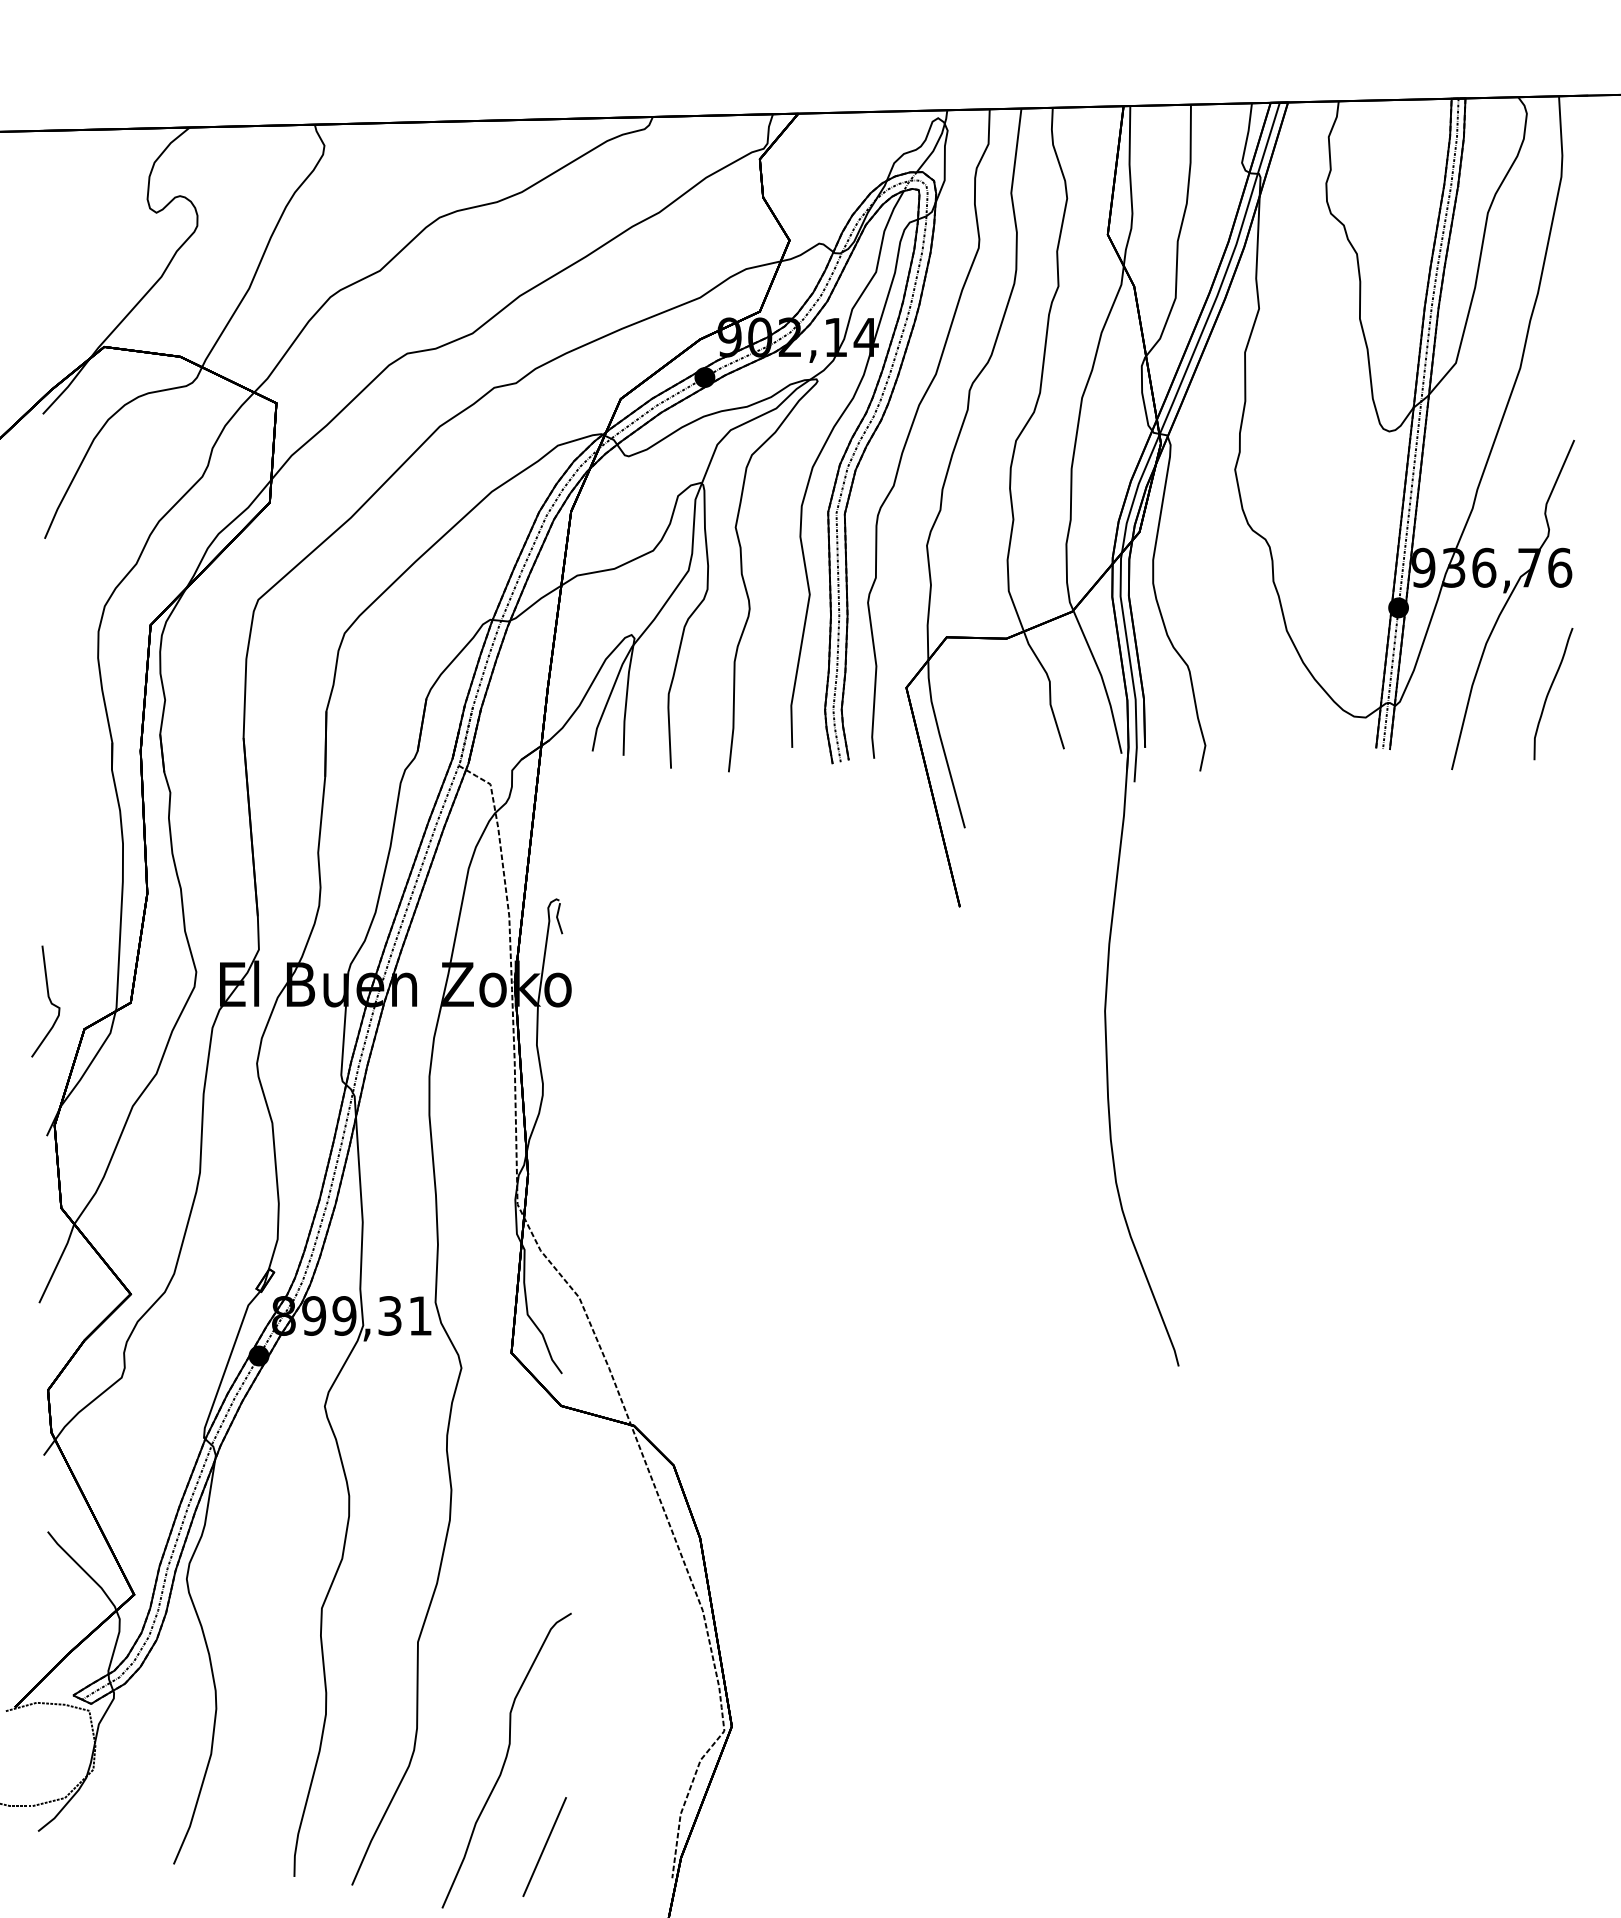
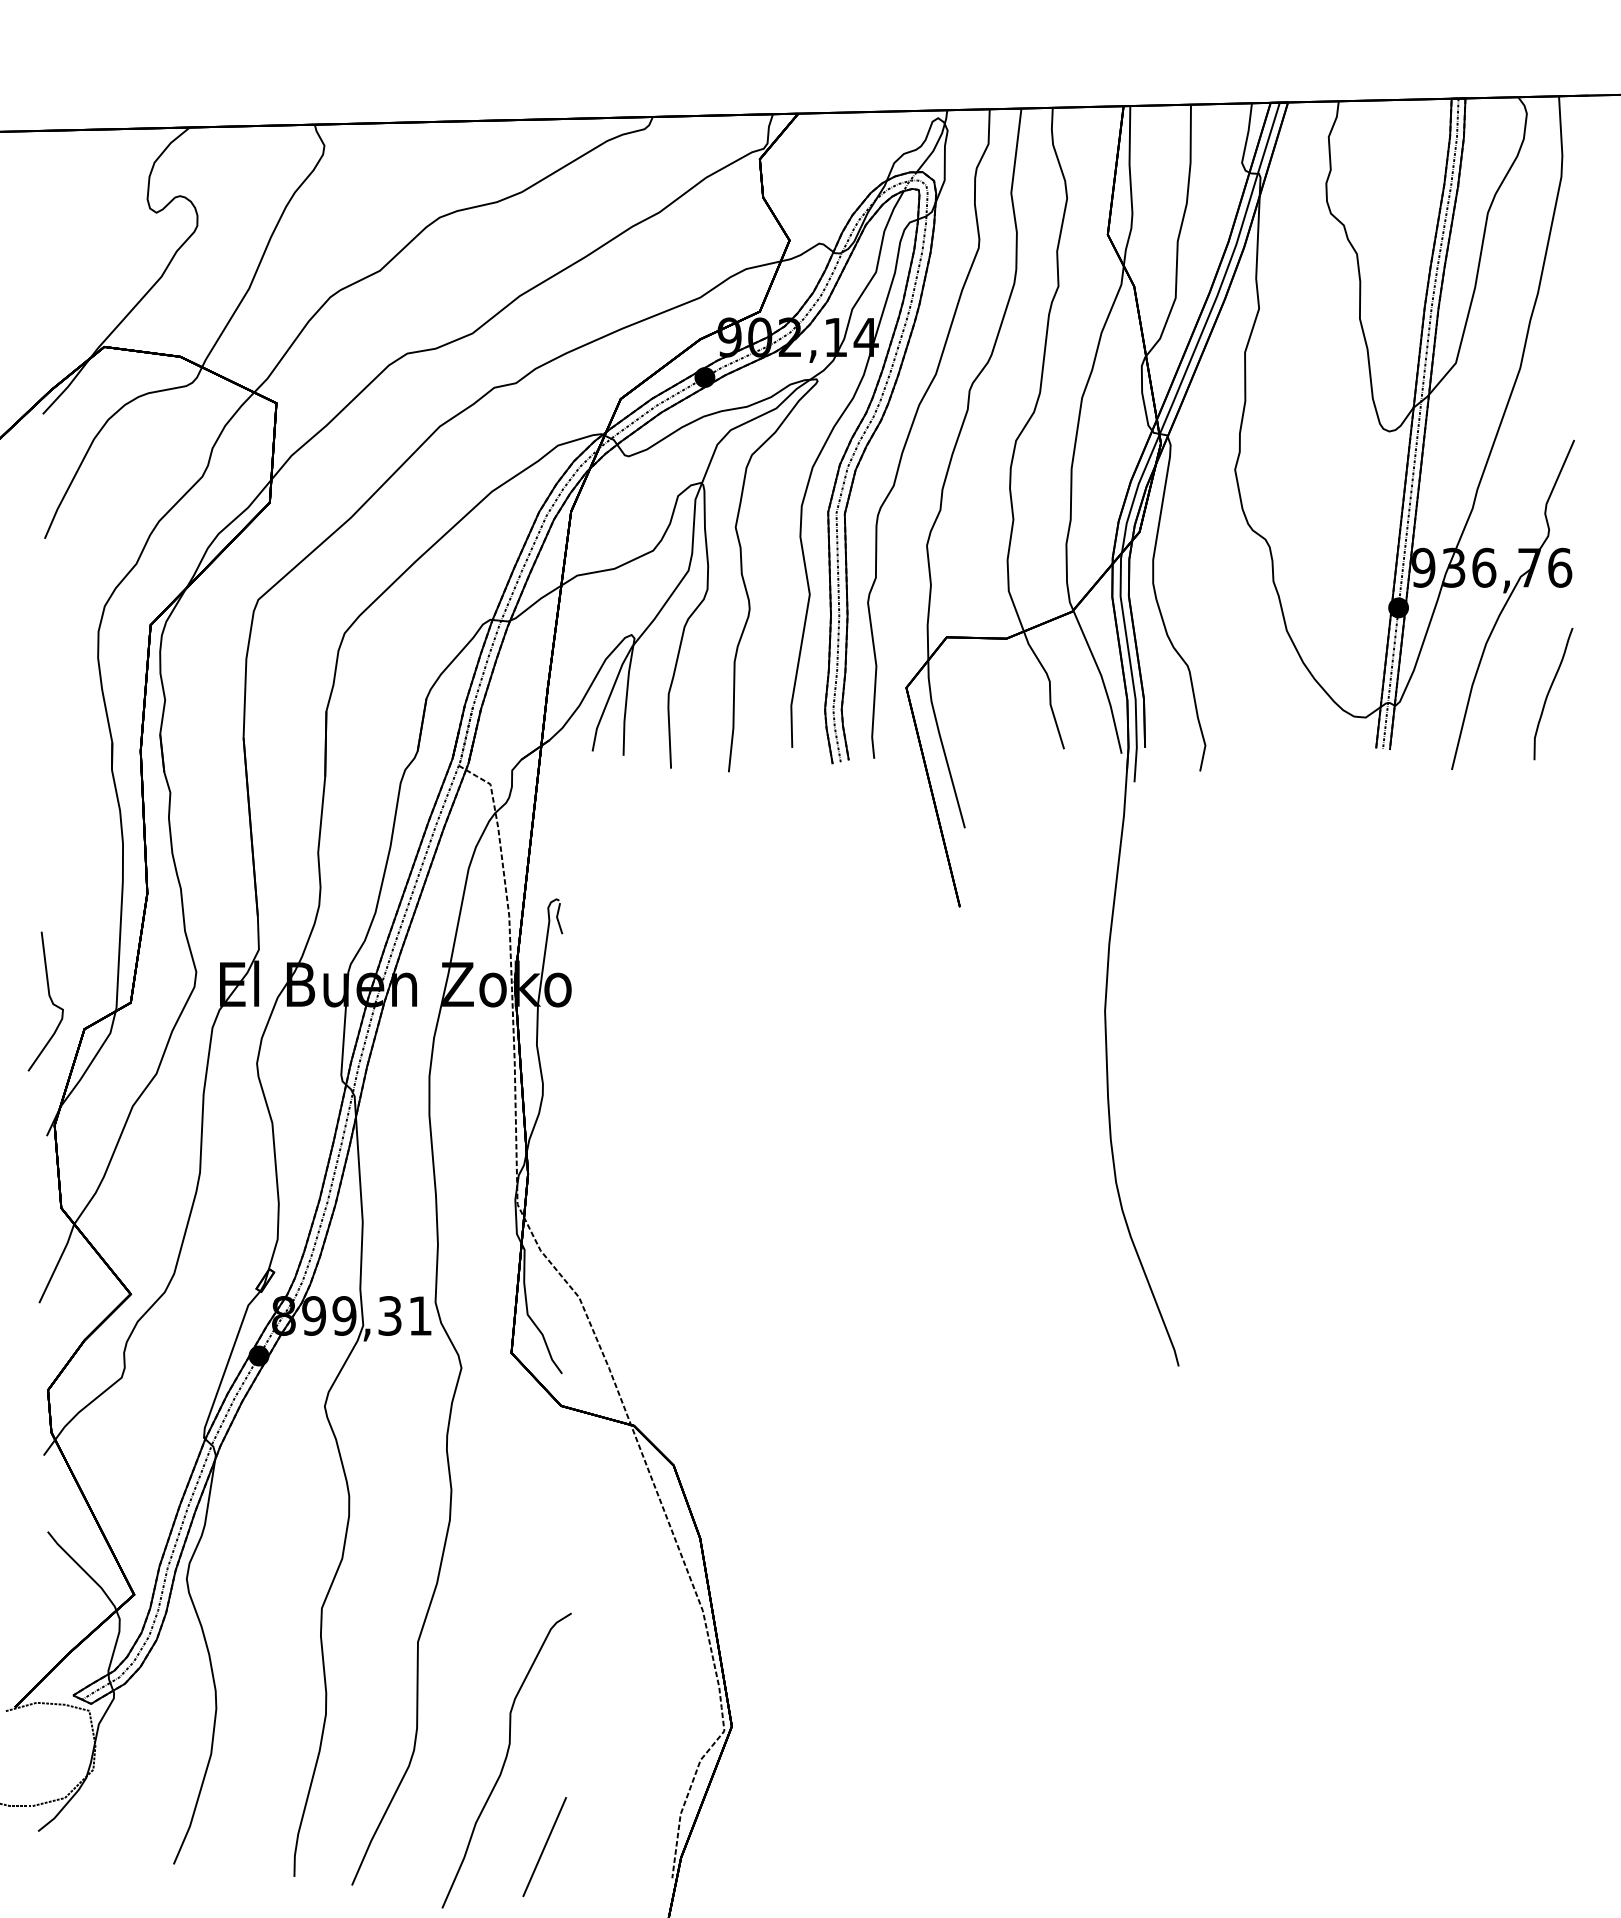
part size: 30x113 px -> 37x141 px (45, 1001)
